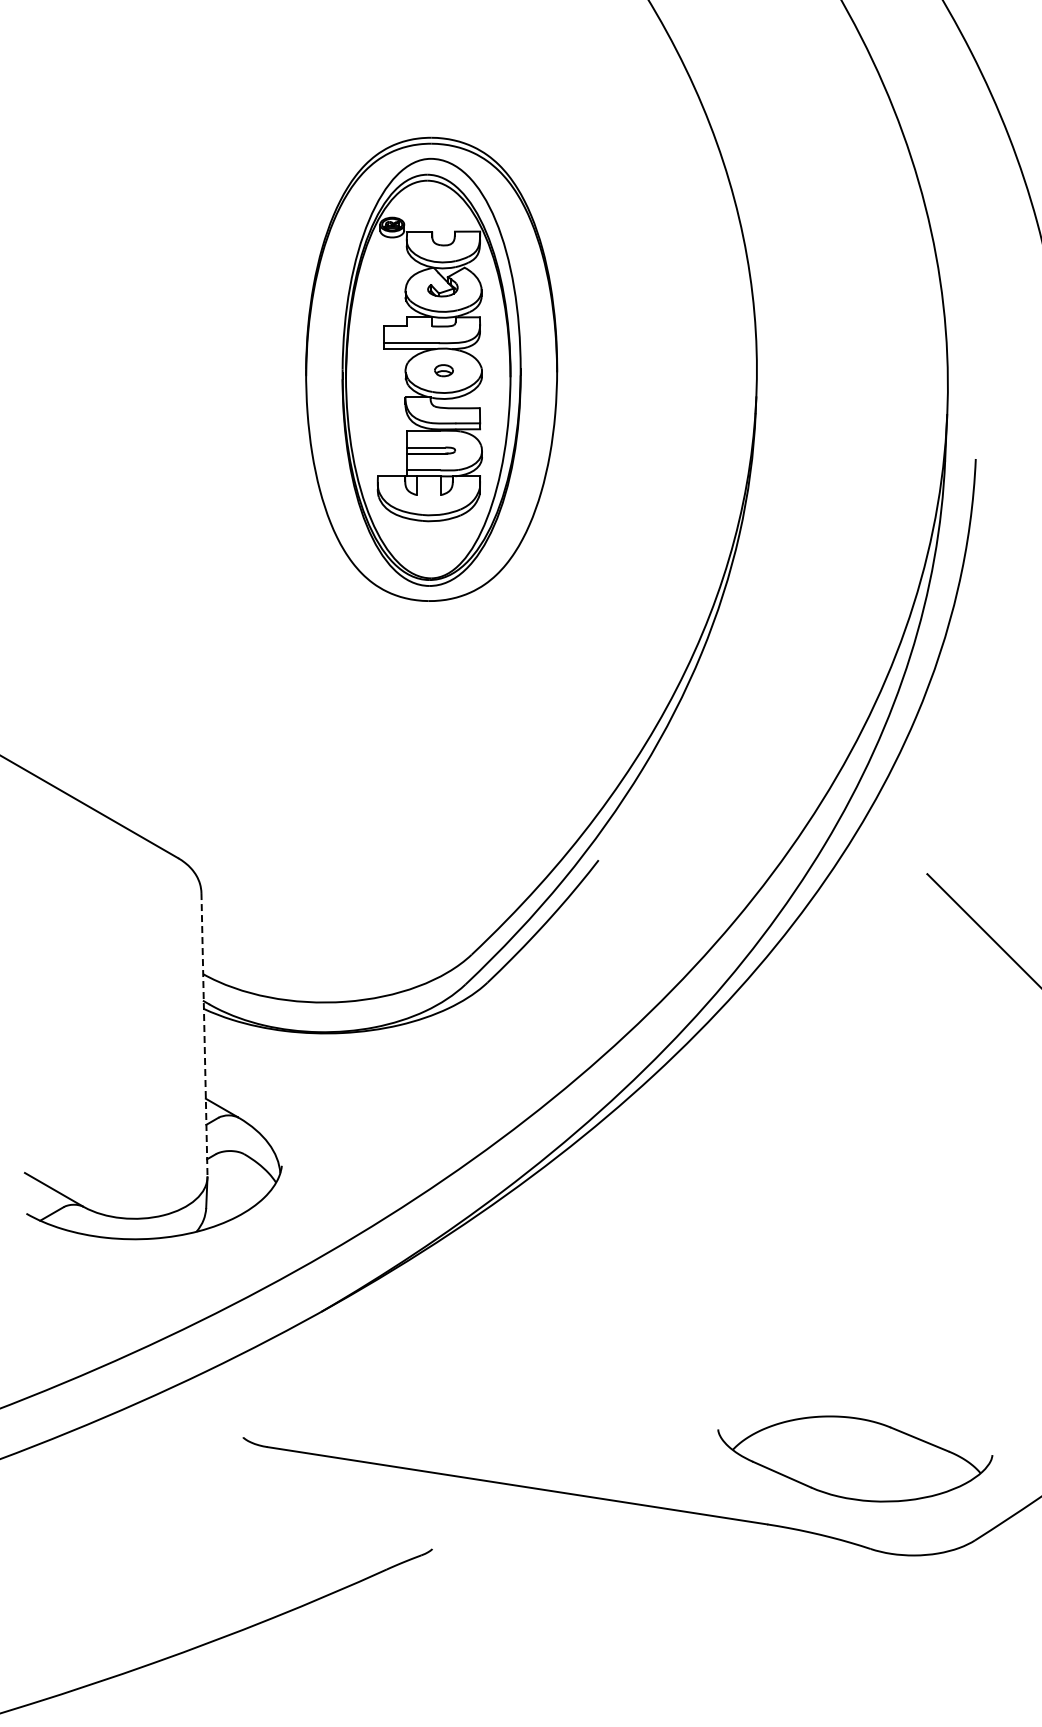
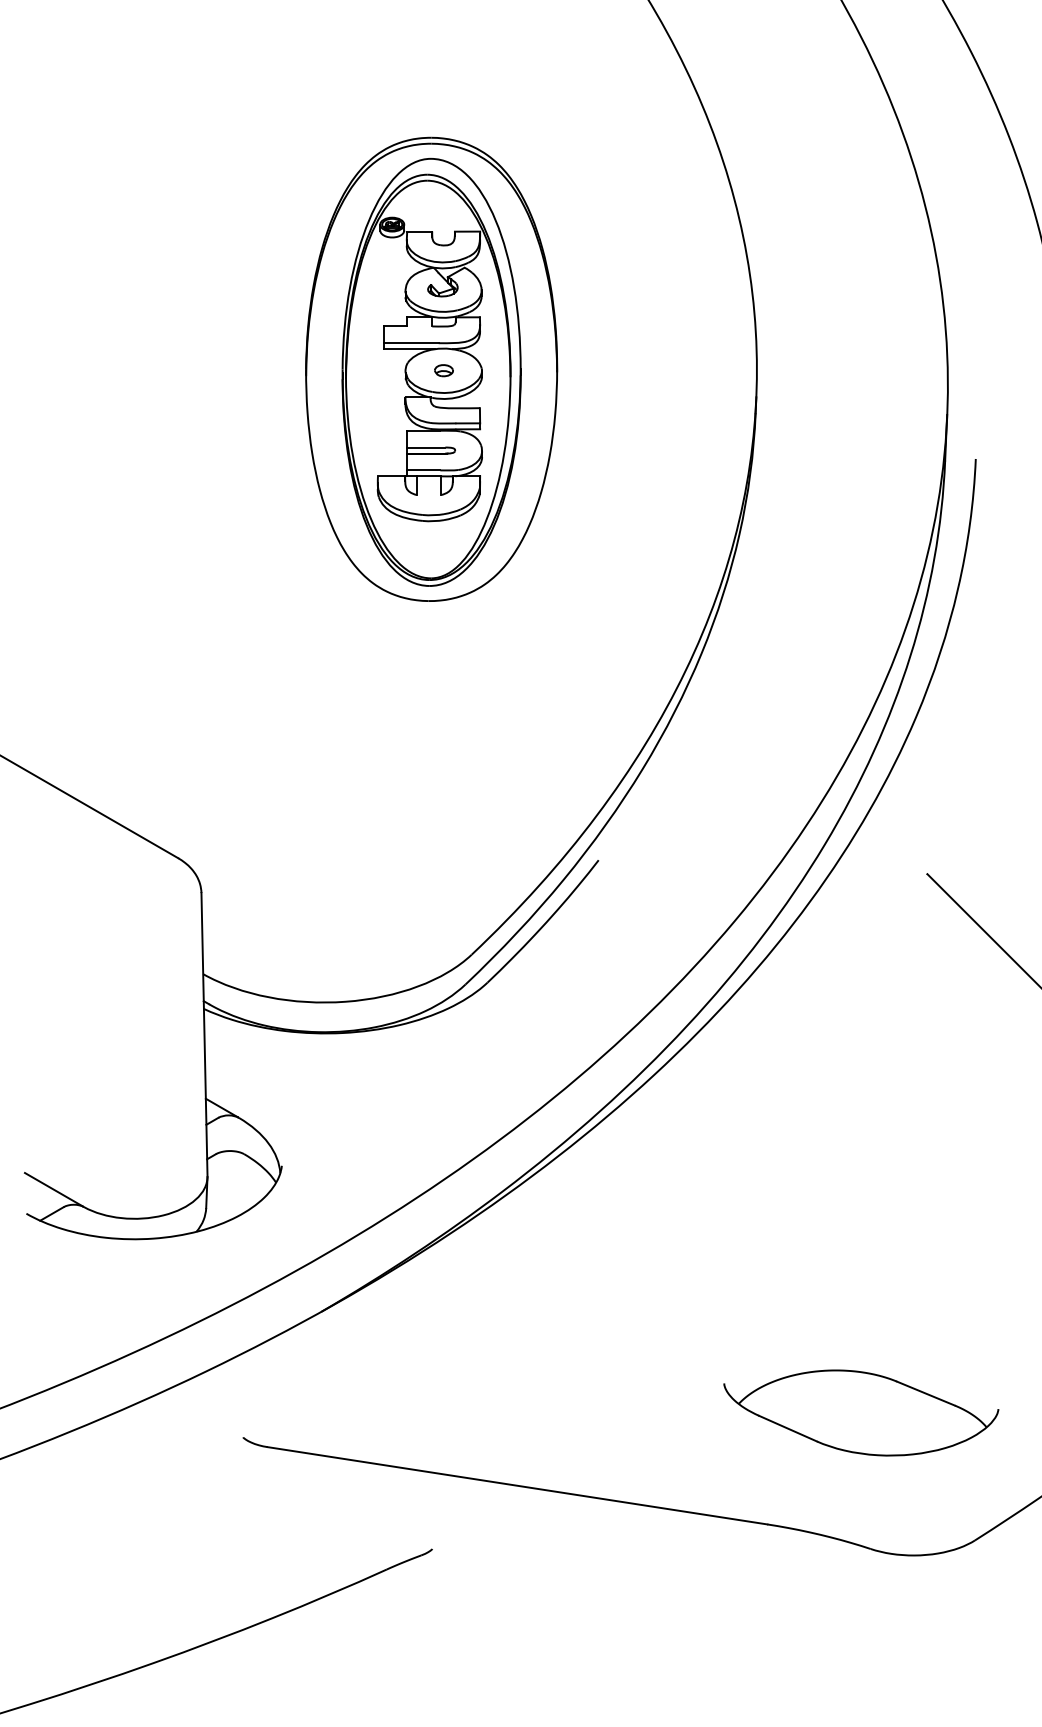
line: dashed -> solid (204, 1034)
part position: (855, 1458) -> (861, 1412) (861, 1412)
